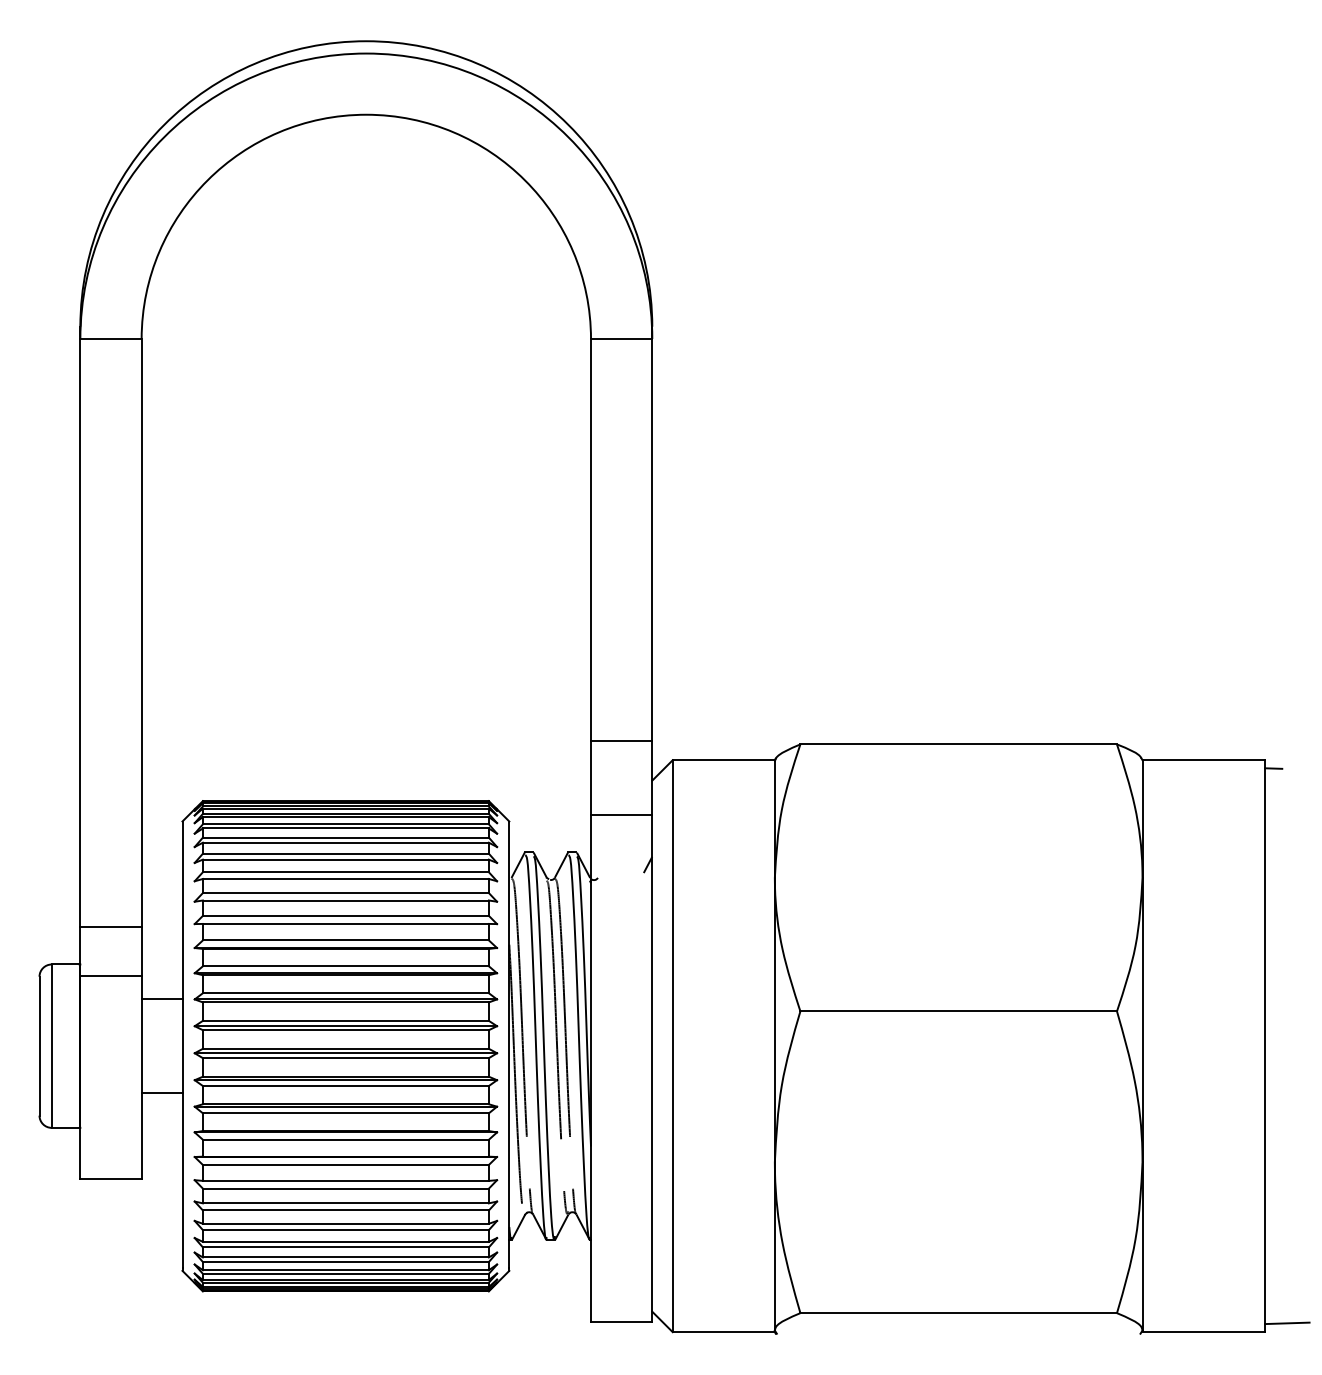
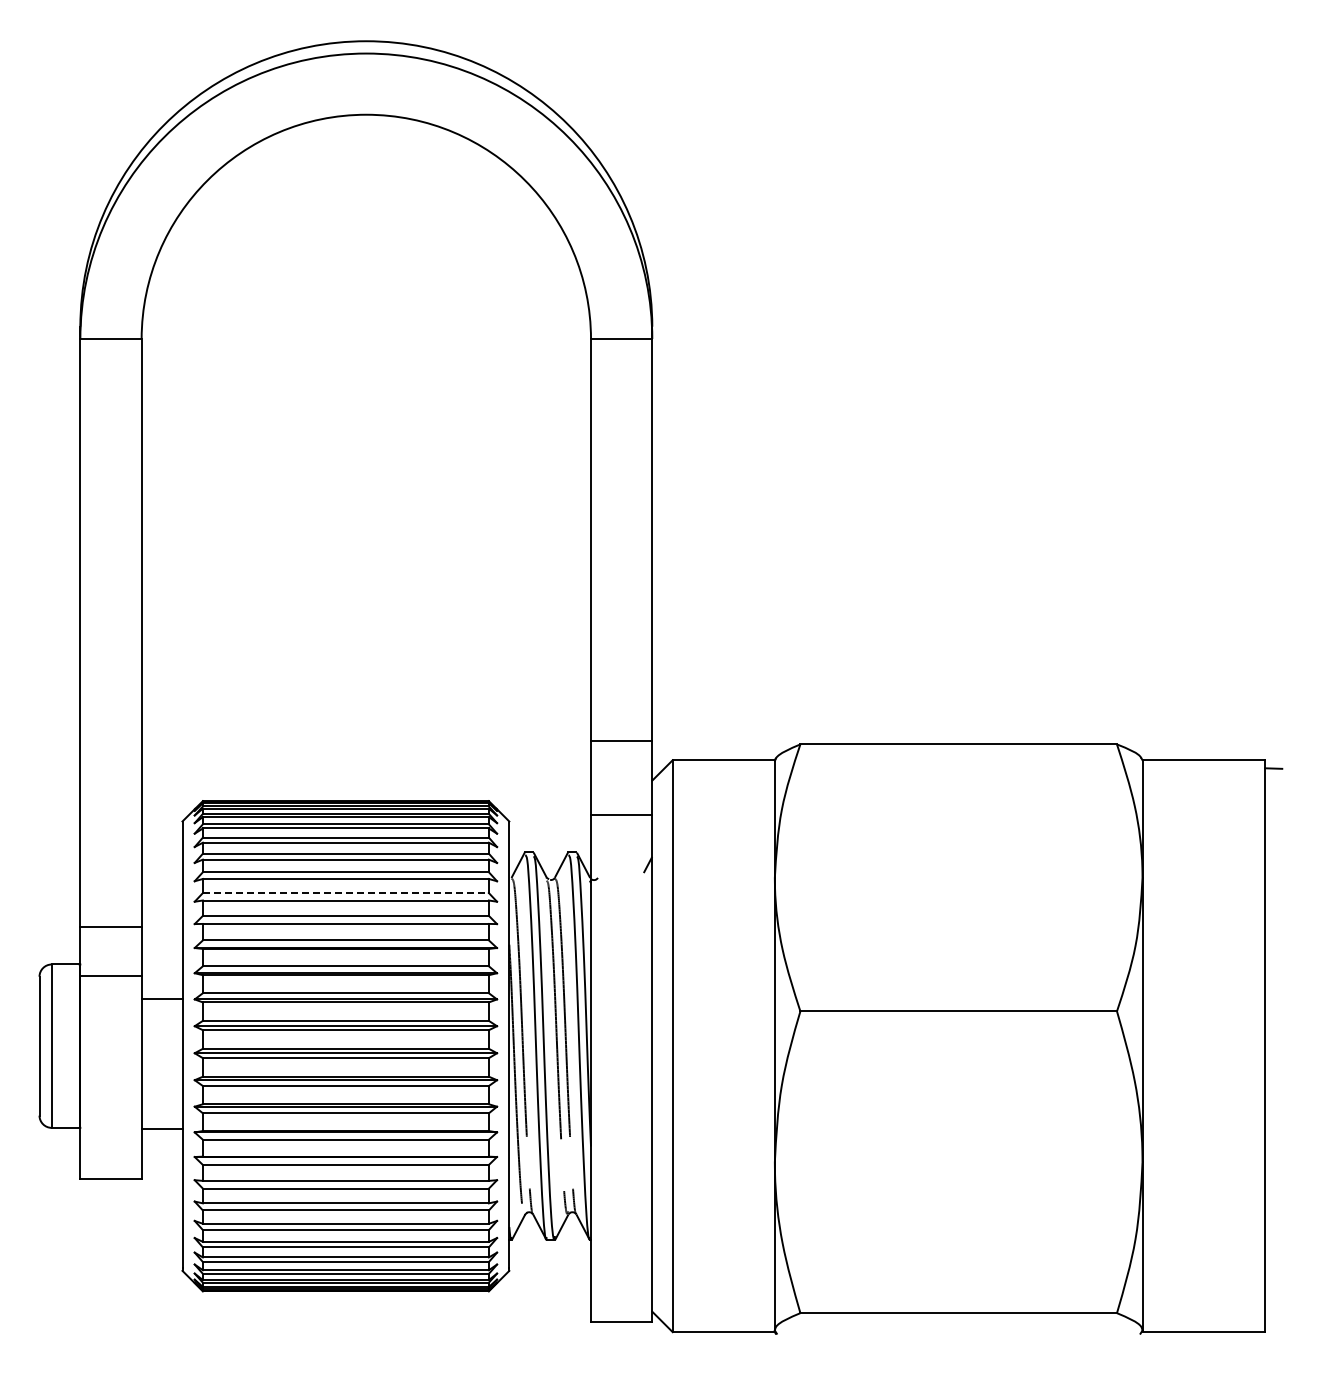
line: solid -> dashed (345, 893)
line position: (161, 1093) -> (161, 1129) (161, 1129)
line: present -> none (1287, 1323)
